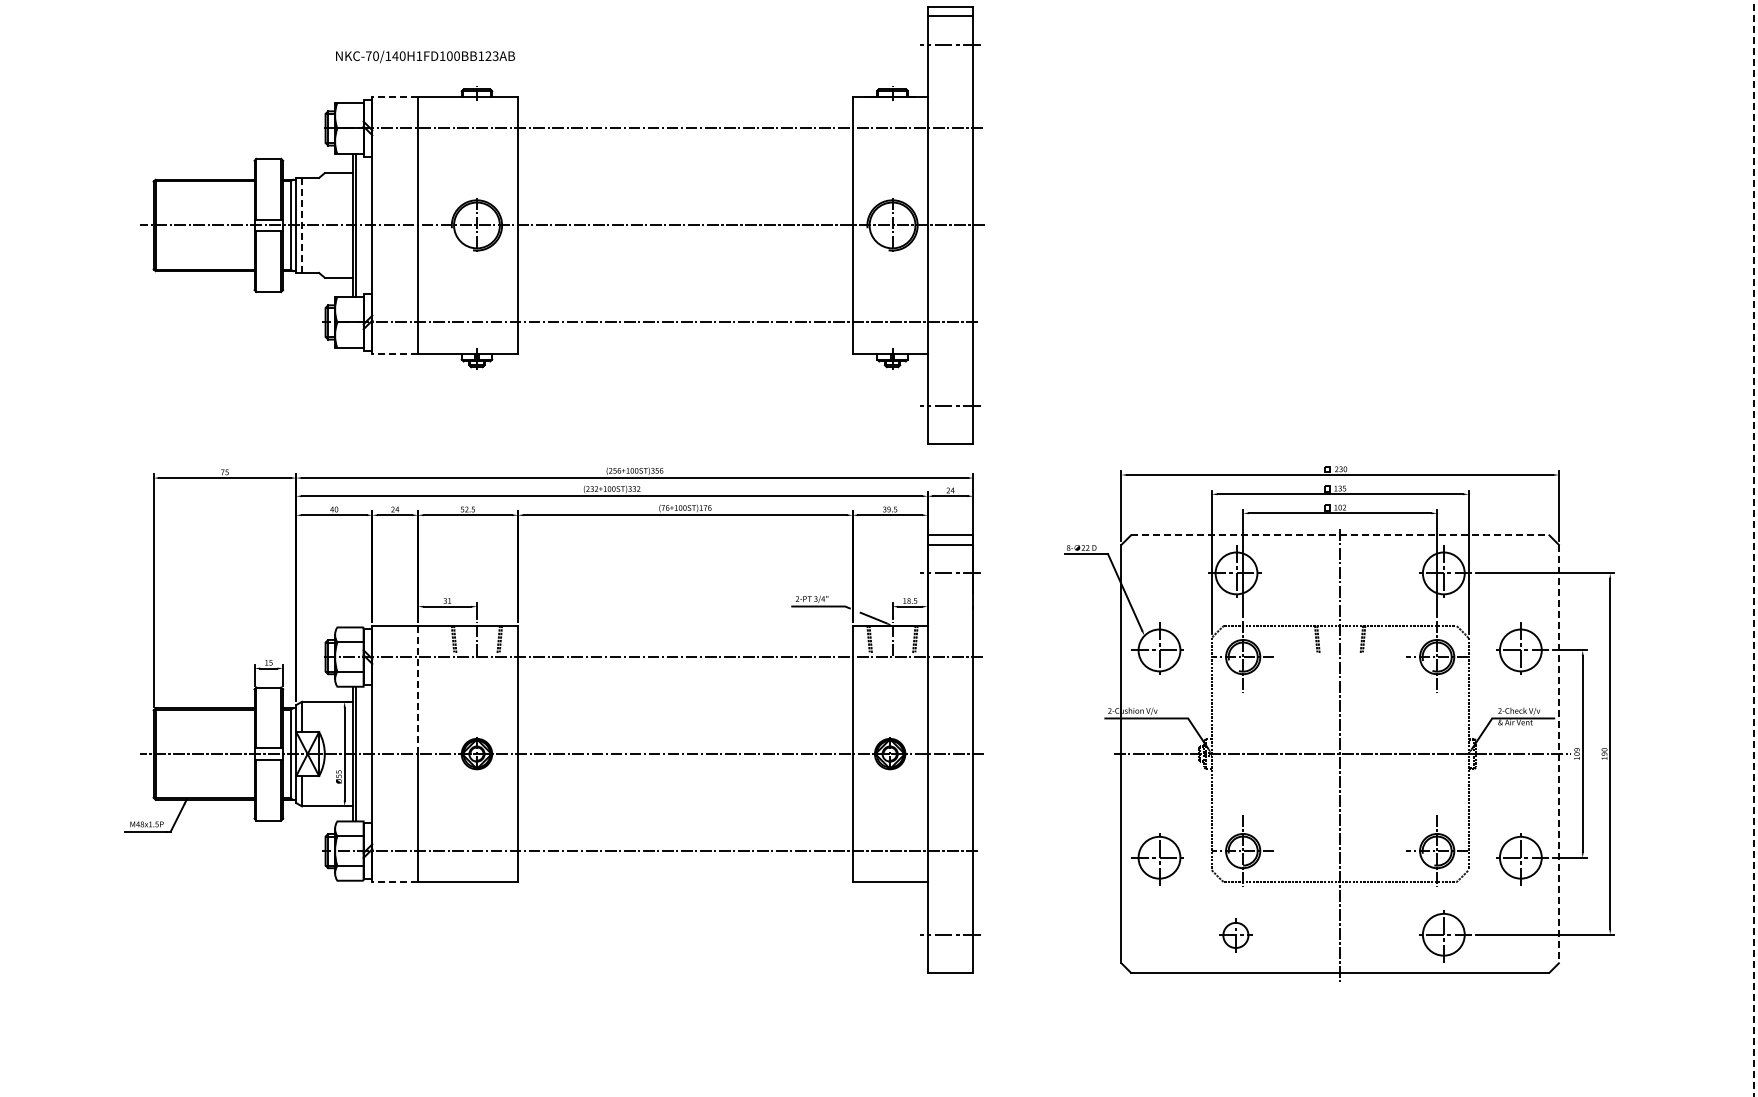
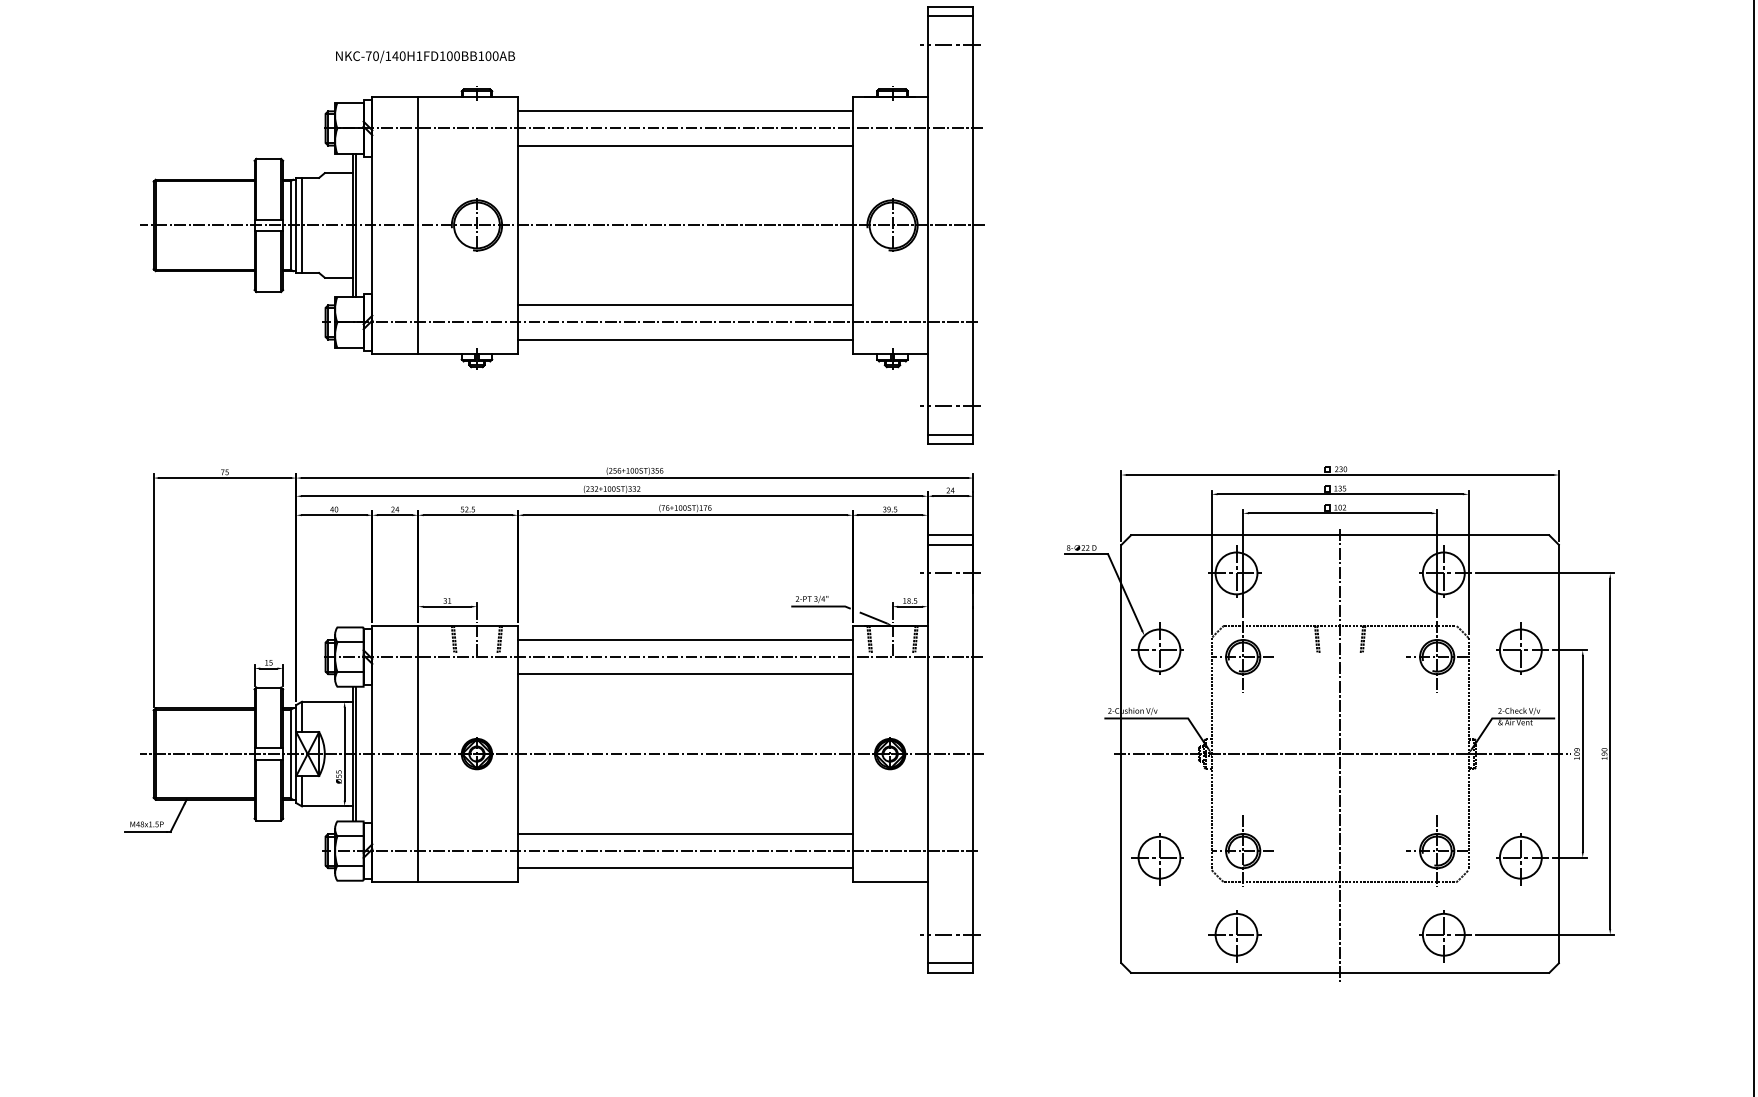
text: NKC-70/140H1FD100BB123AB -> NKC-70/140H1FD100BB100AB (491, 56)
line: dashed -> solid (395, 97)
line: none -> present (684, 111)
line: none -> present (684, 145)
line: dashed -> solid (302, 225)
line: none -> present (684, 305)
line: none -> present (684, 339)
line: dashed -> solid (395, 353)
line: none -> present (950, 434)
line: dashed -> solid (1340, 535)
line: dashed -> solid (1754, 548)
line: none -> present (684, 639)
line: none -> present (684, 674)
line: dashed -> solid (418, 690)
line: dashed -> solid (1558, 754)
line: none -> present (684, 833)
line: none -> present (684, 868)
line: dashed -> solid (395, 882)
part size: 34x35 px -> 54x53 px (1234, 936)
line: none -> present (950, 963)
